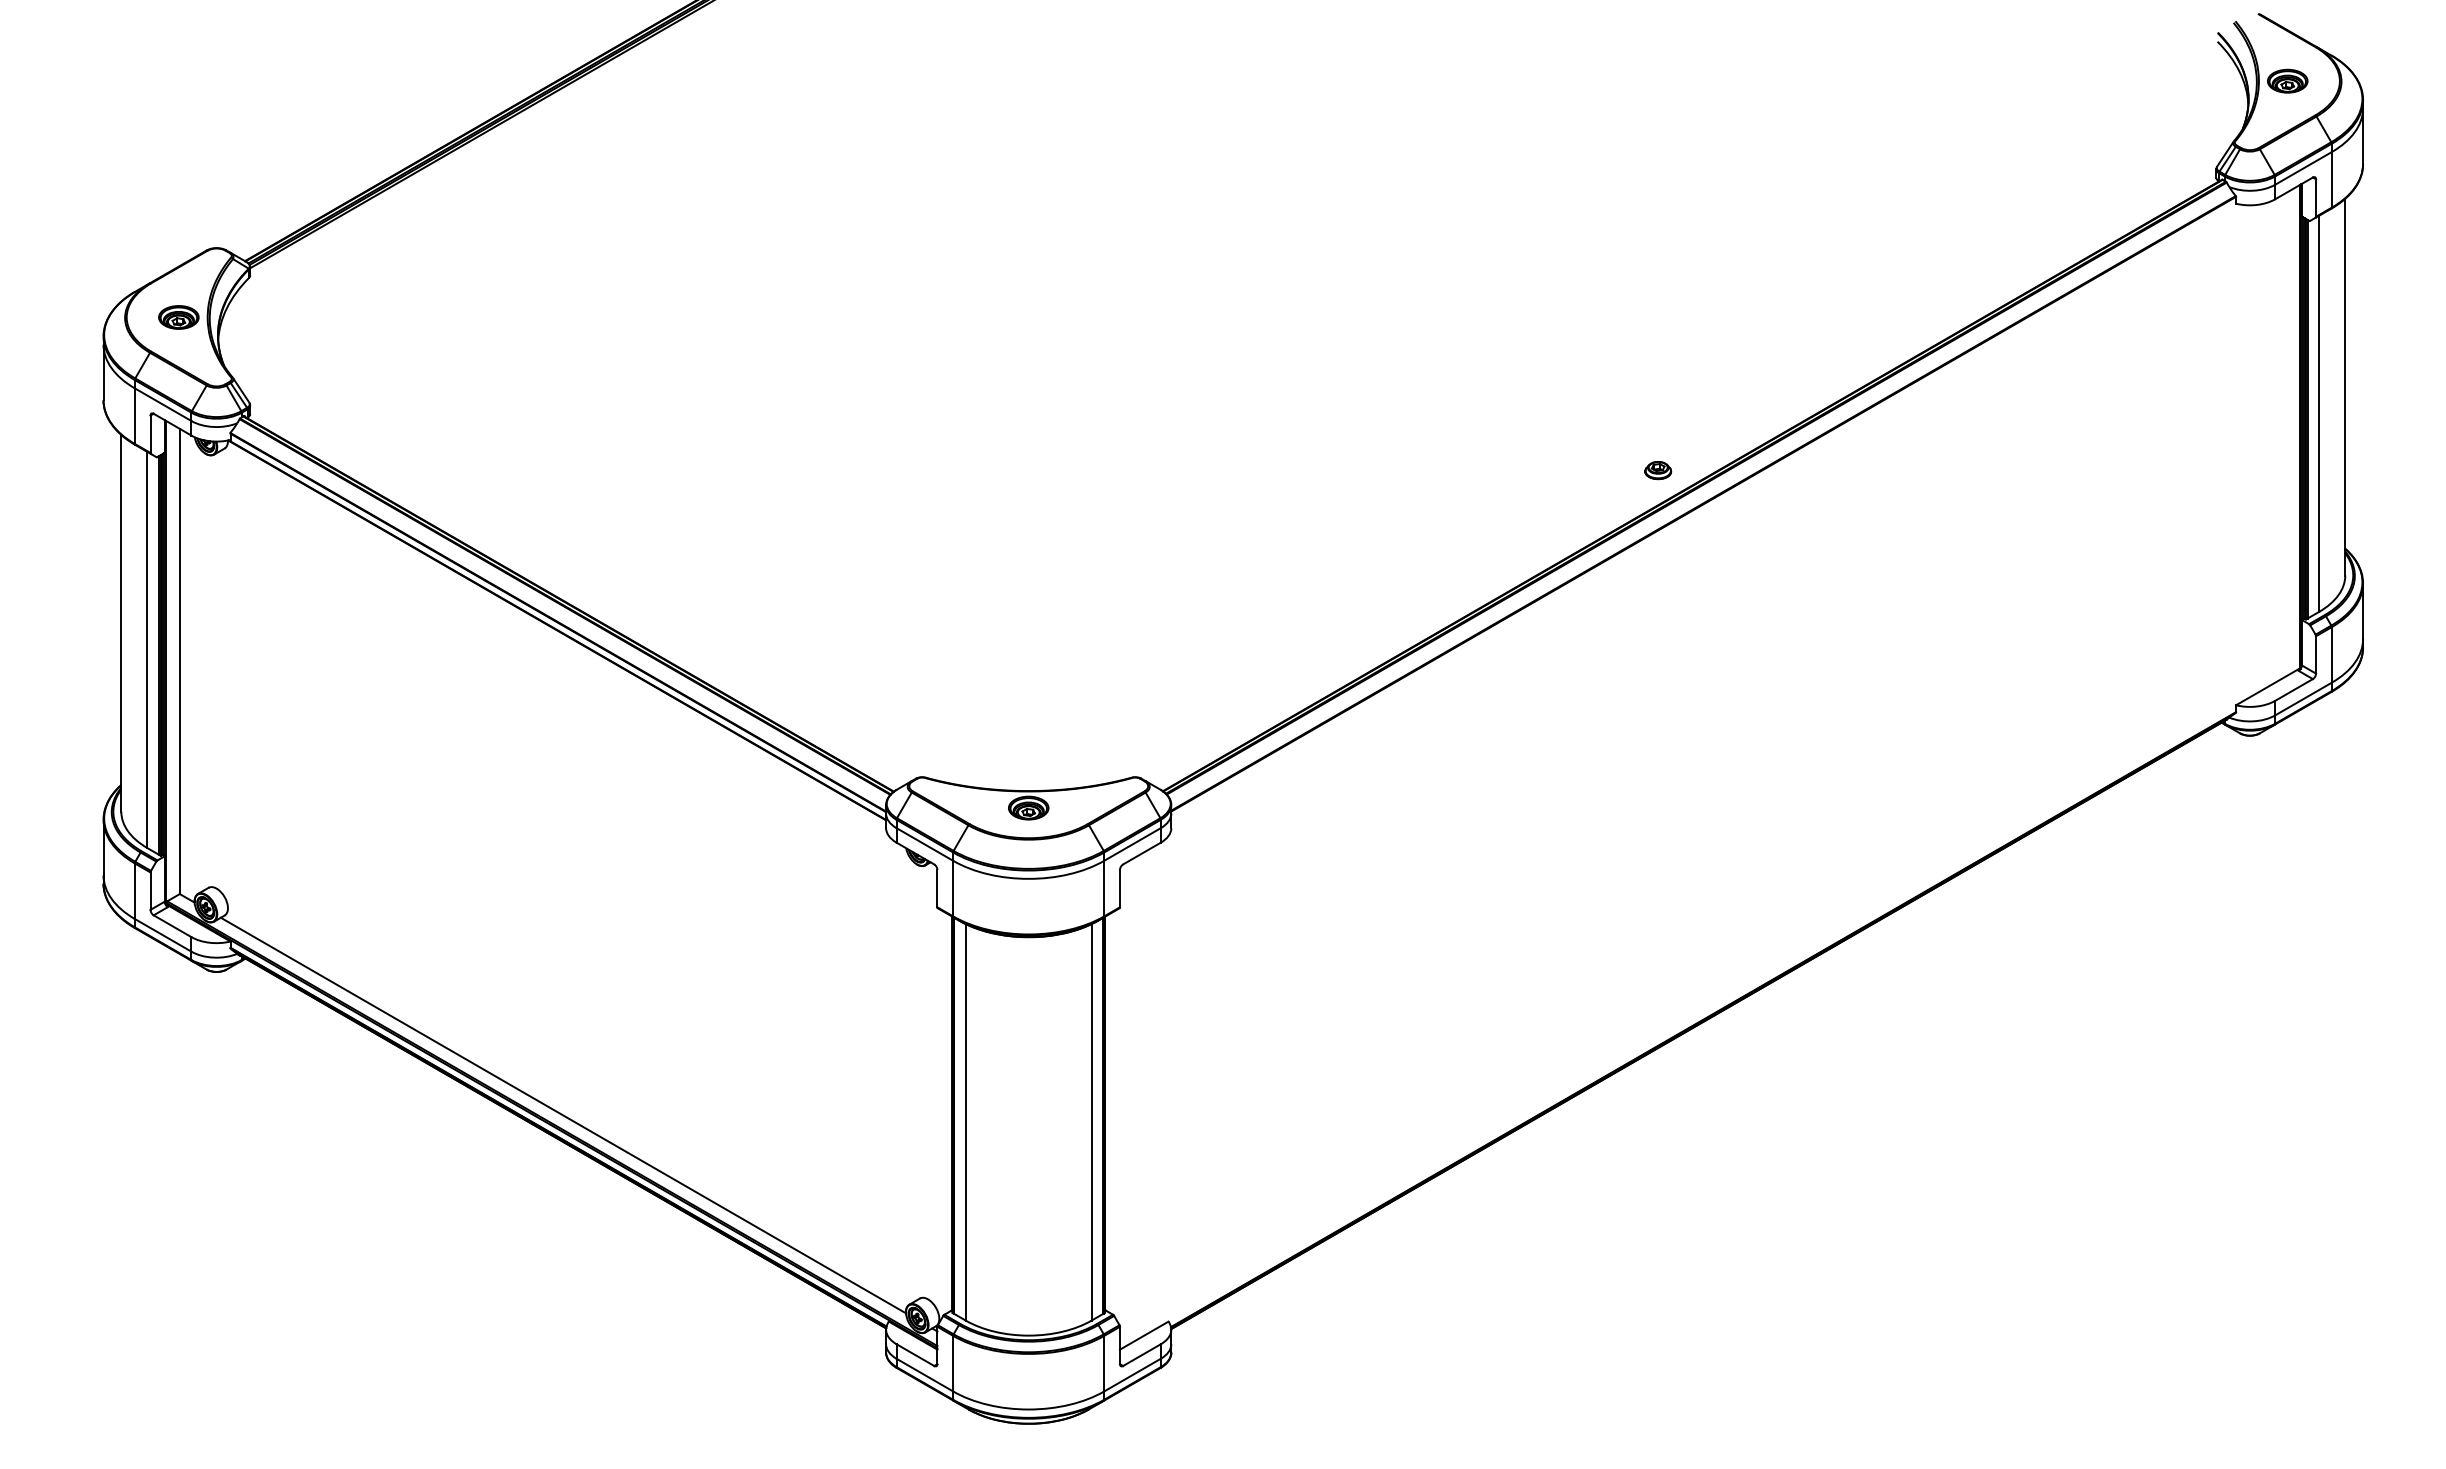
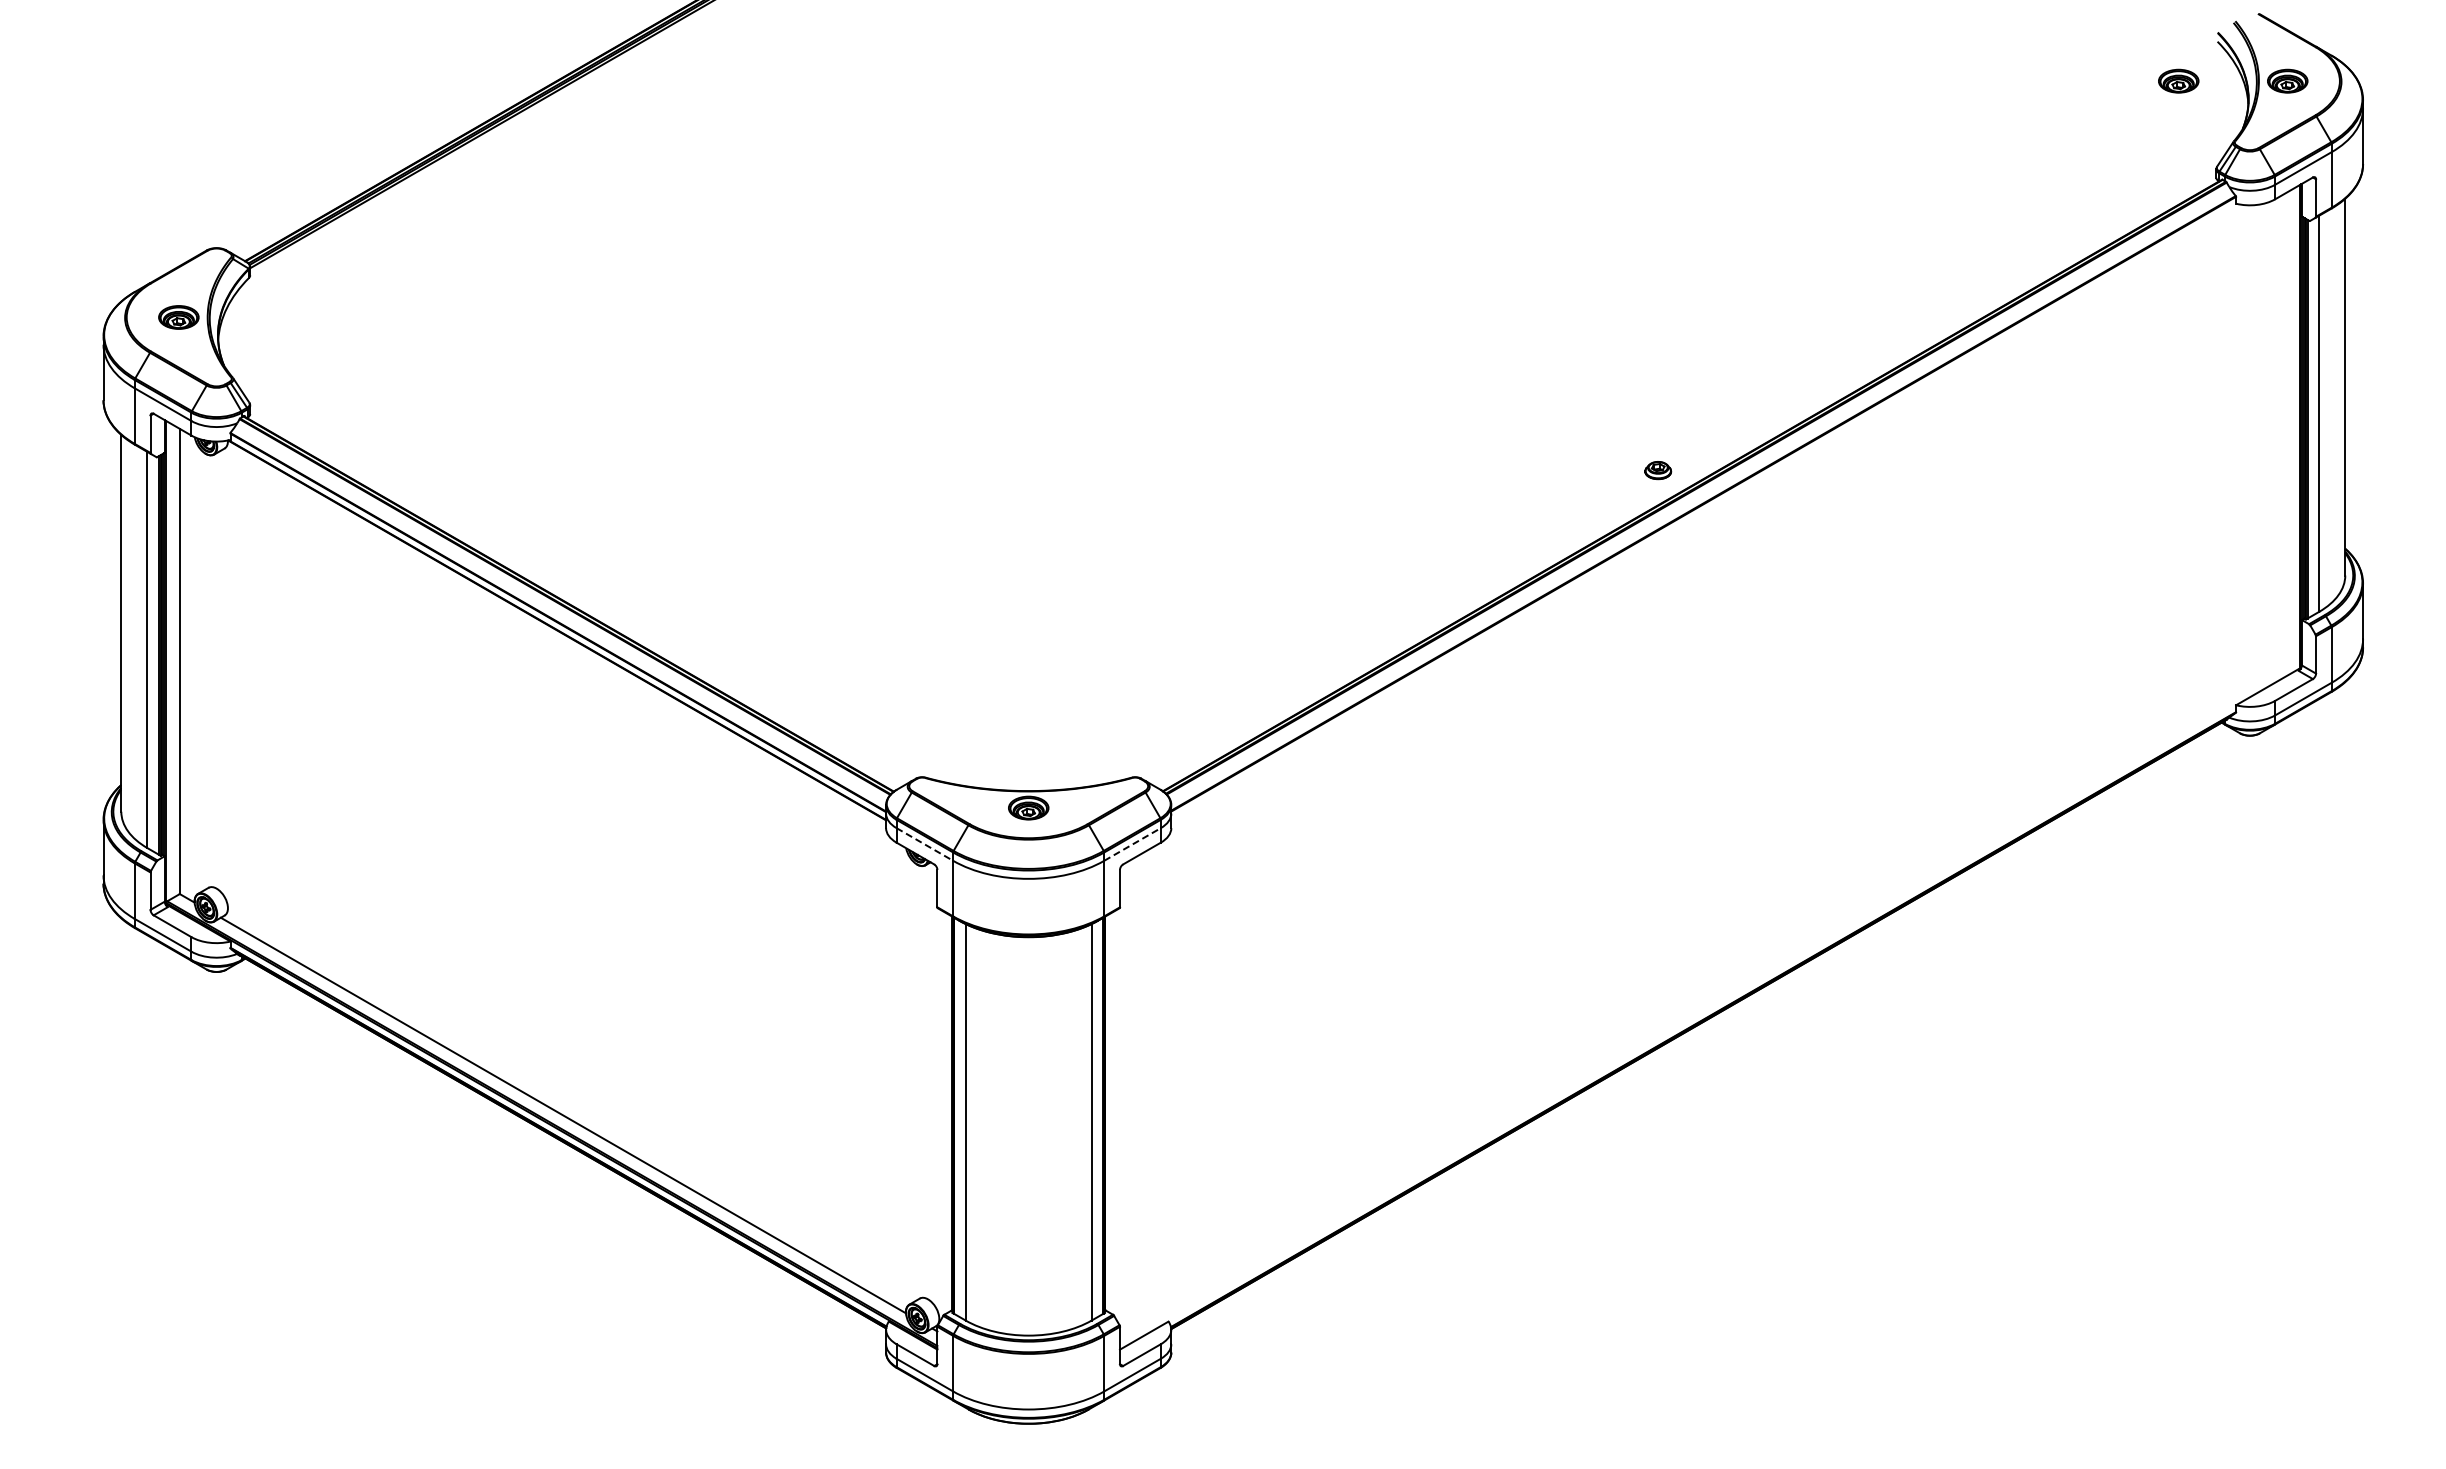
part: none -> present (2178, 80)
line: solid -> dashed (924, 844)
line: solid -> dashed (1132, 844)
